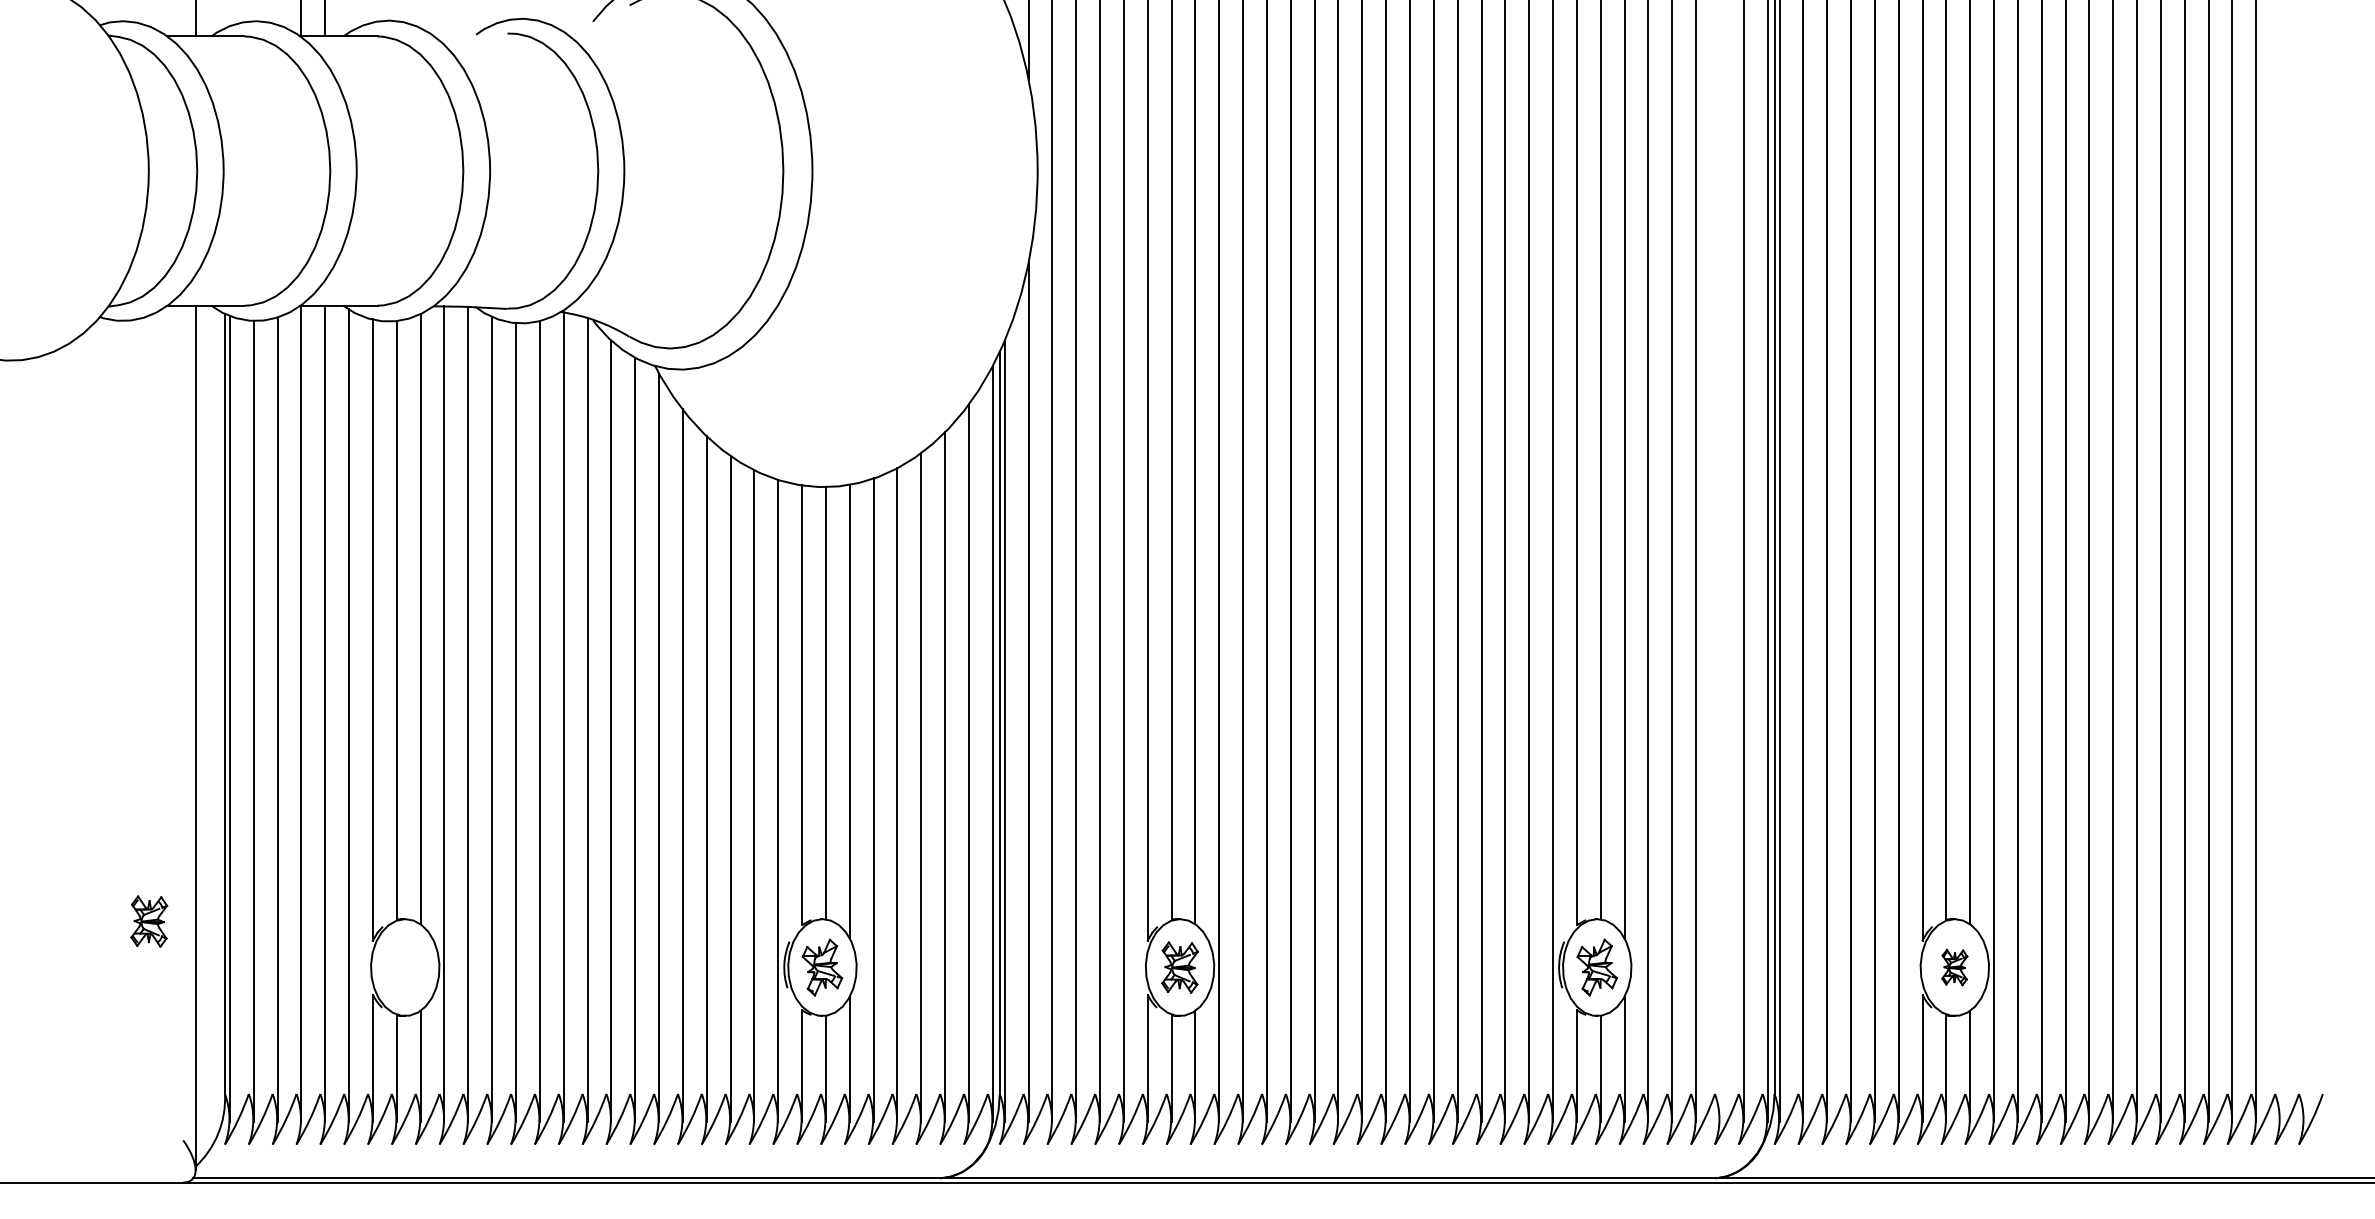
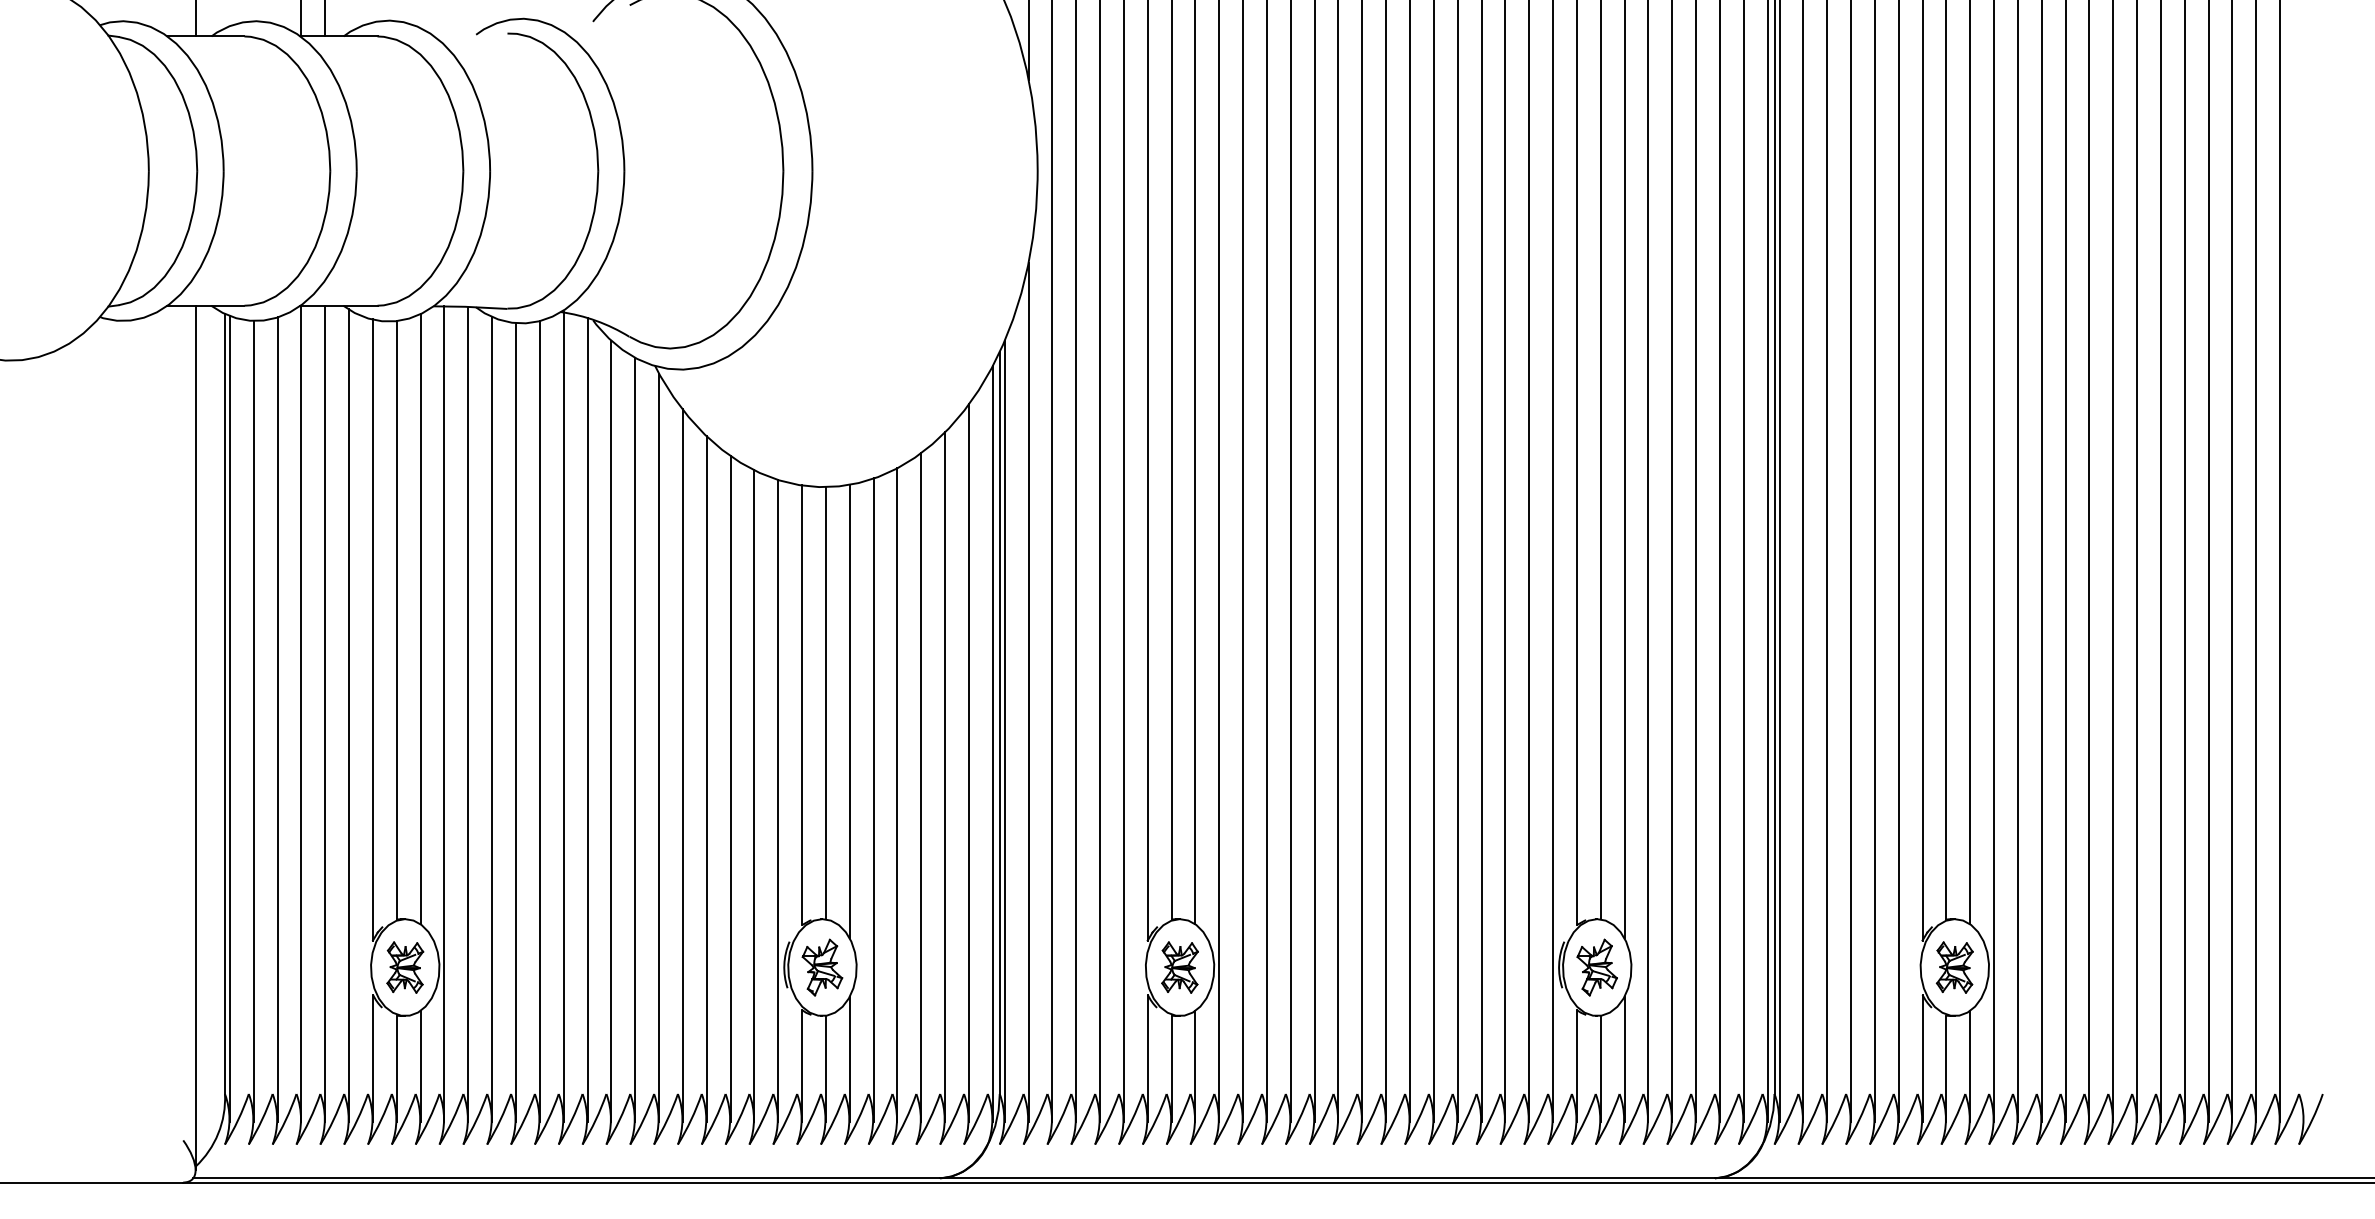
line: none -> present (1719, 561)
line: none -> present (2280, 561)
part position: (149, 921) -> (405, 967) (405, 967)
part size: 28x39 px -> 39x53 px (1954, 967)
